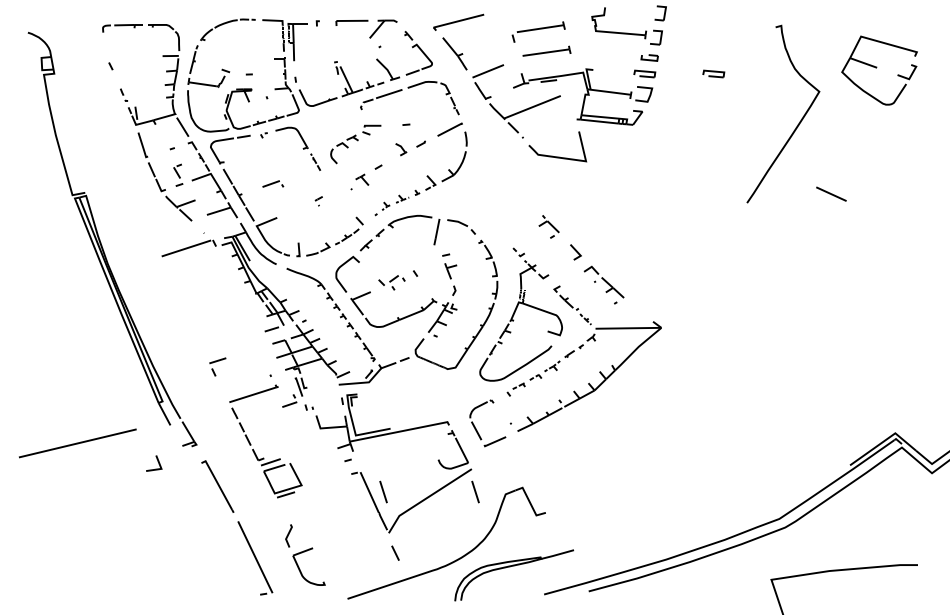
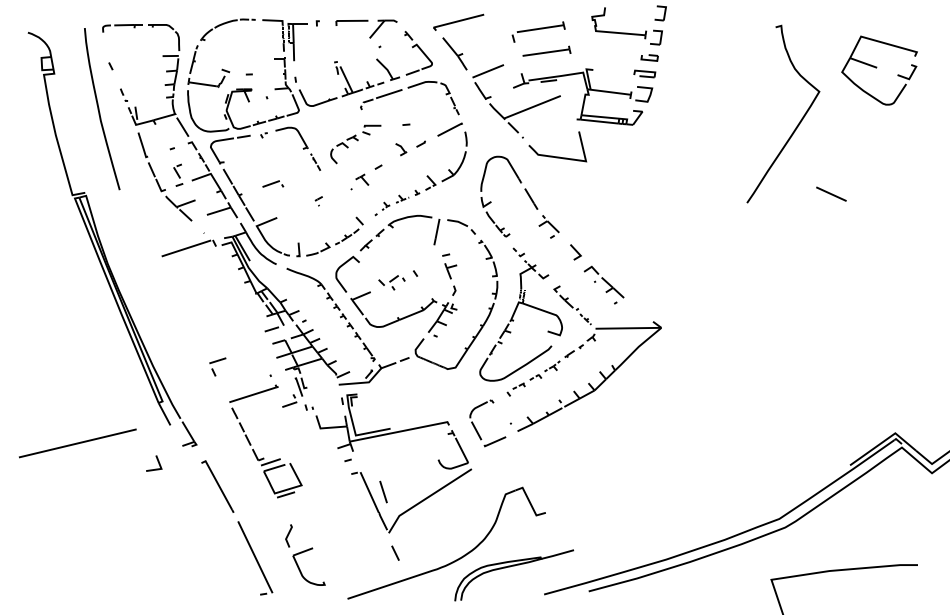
part: present -> none (713, 73)
curve: none -> present (99, 109)
part: none -> present (524, 189)
line: present -> none (475, 491)
